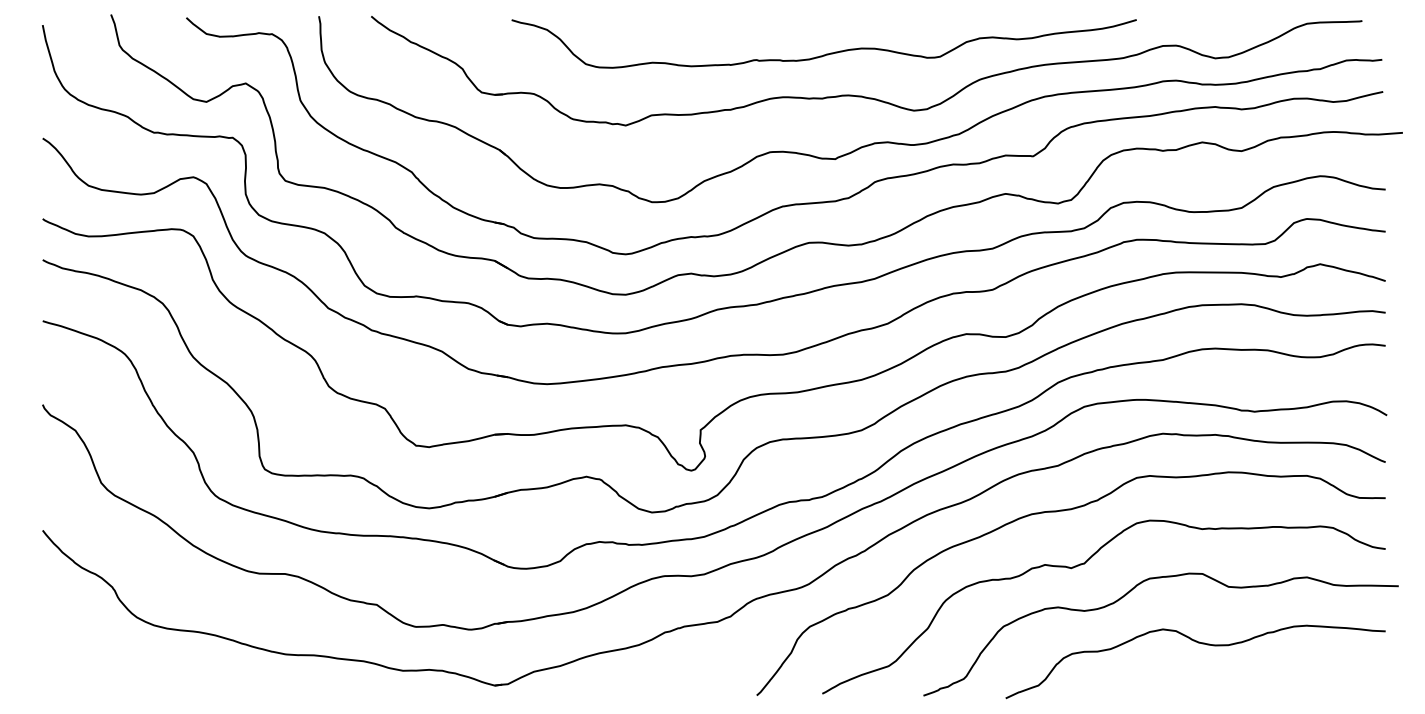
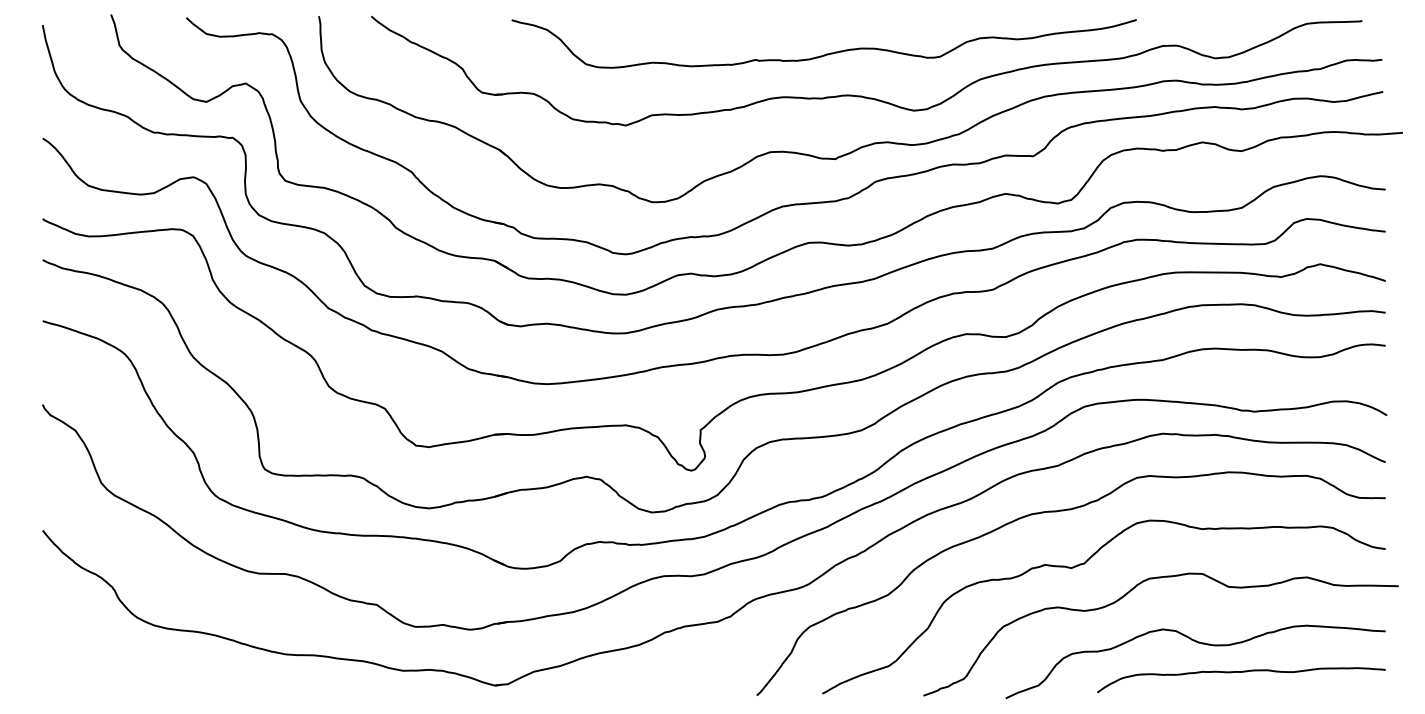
curve: none -> present (1241, 672)
